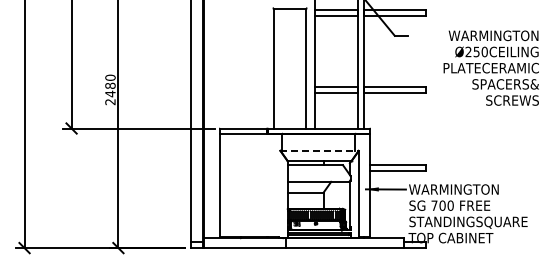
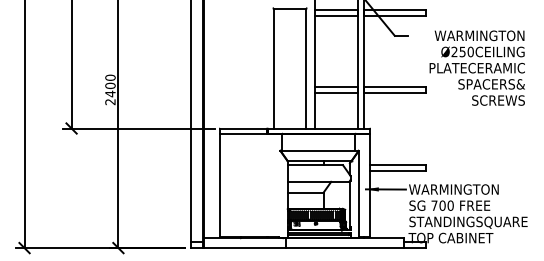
text position: (490, 67) -> (476, 67) (476, 67)
text: 2480 -> 2400 (110, 85)
line: dashed -> solid (319, 150)
